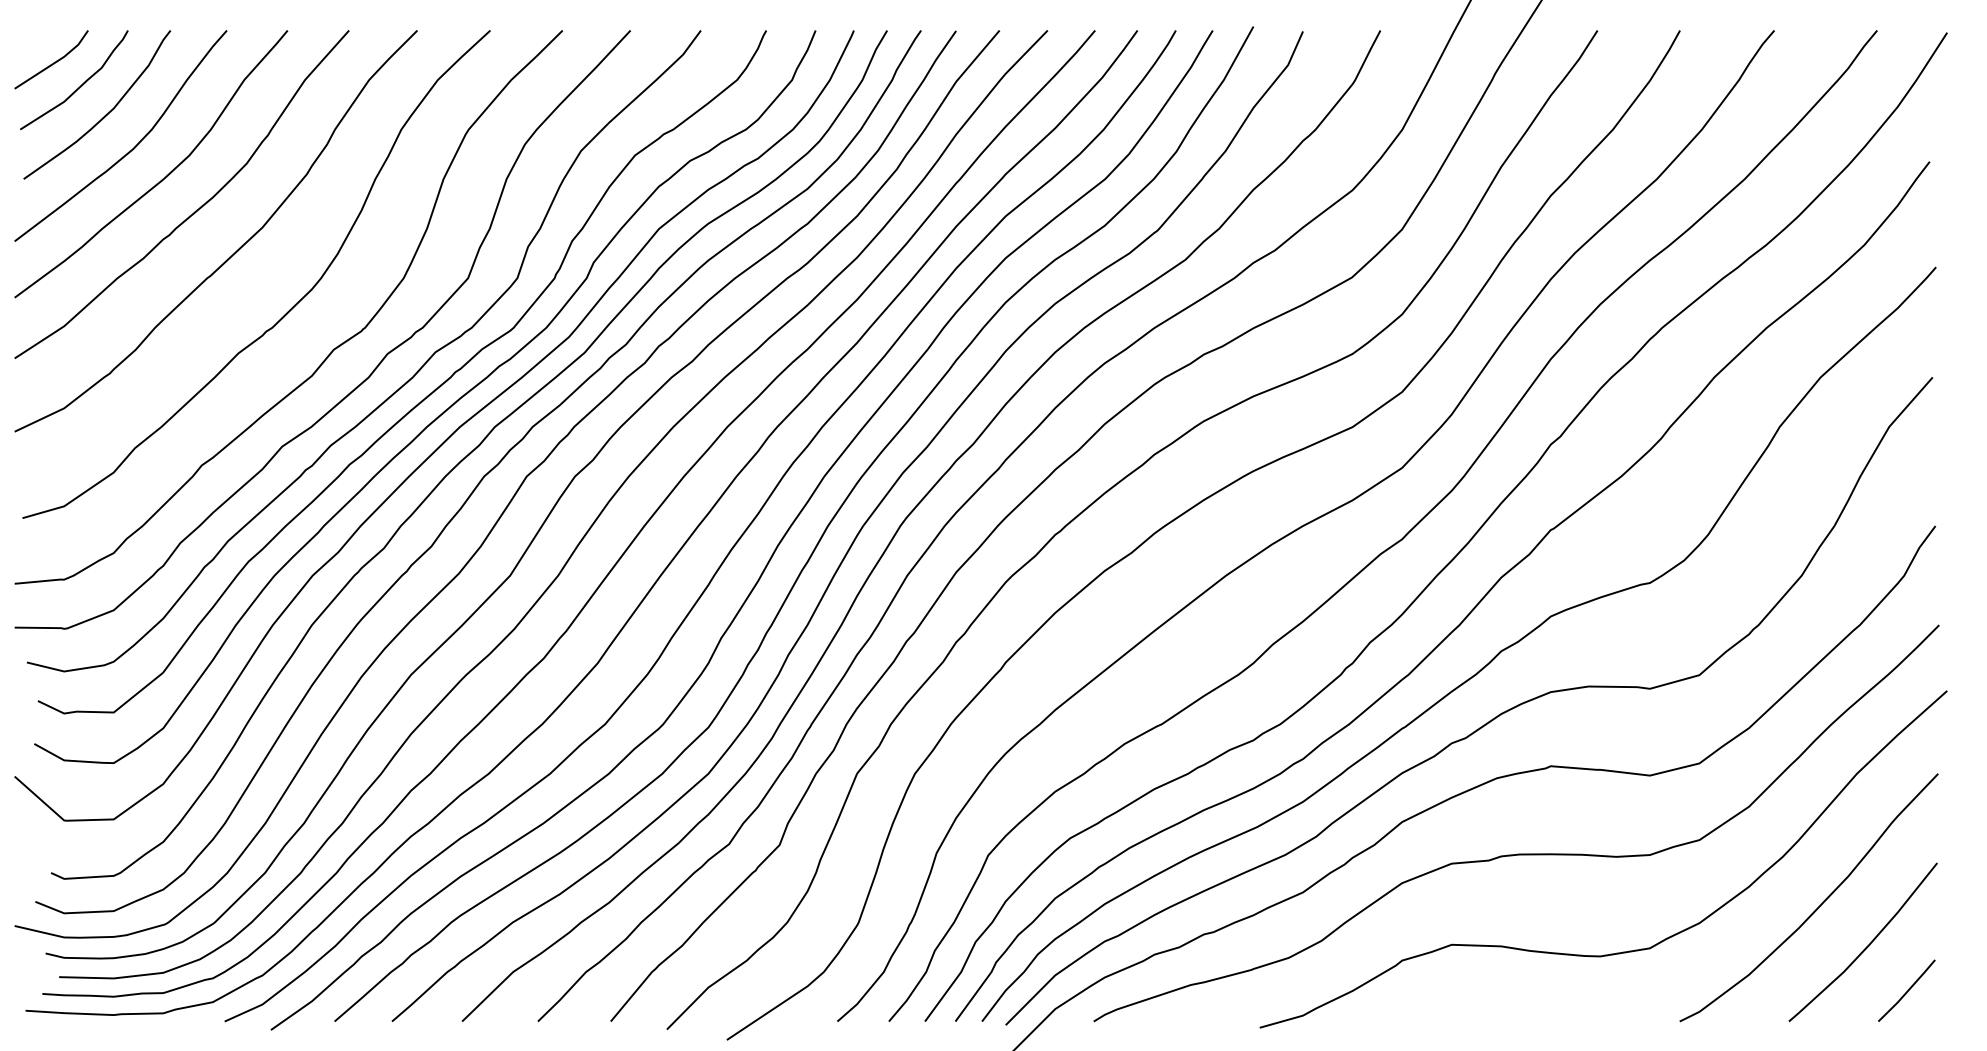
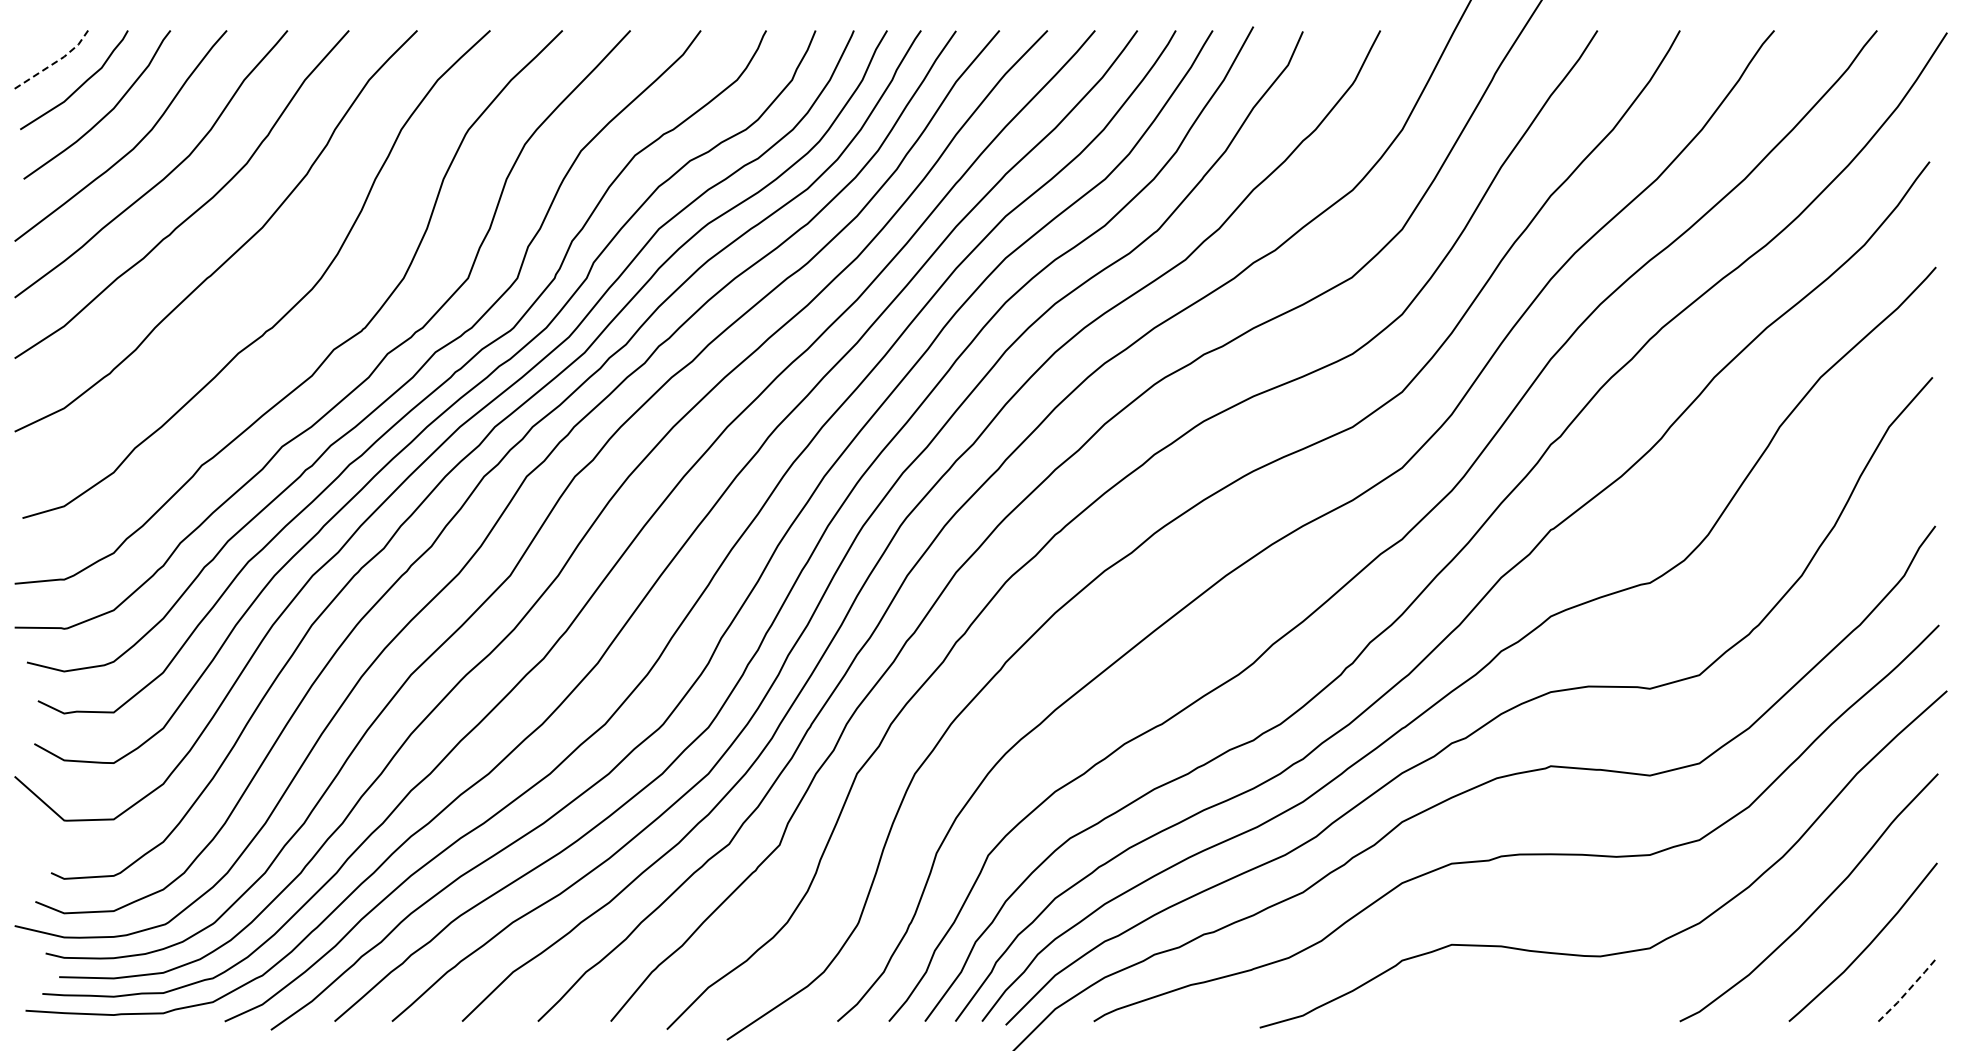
line: solid -> dashed (55, 62)
line: solid -> dashed (1906, 992)
